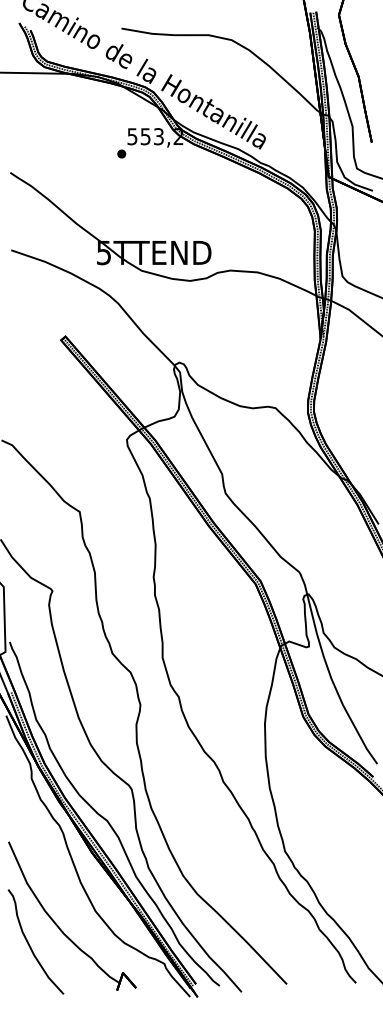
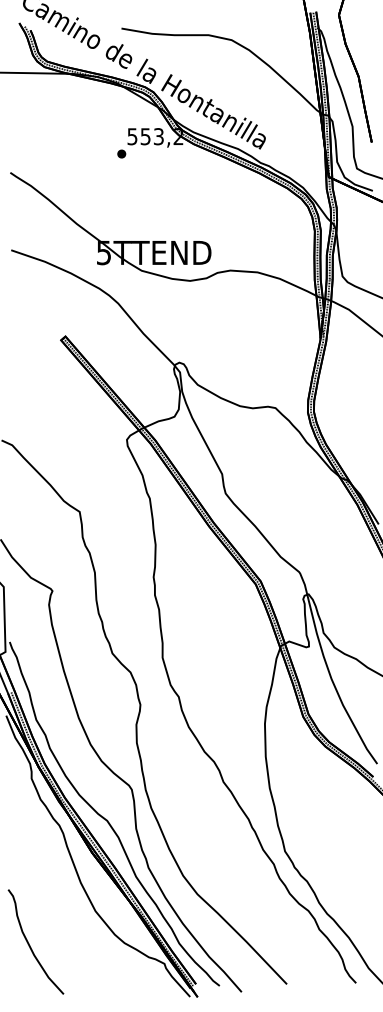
part: present -> none (59, 926)
